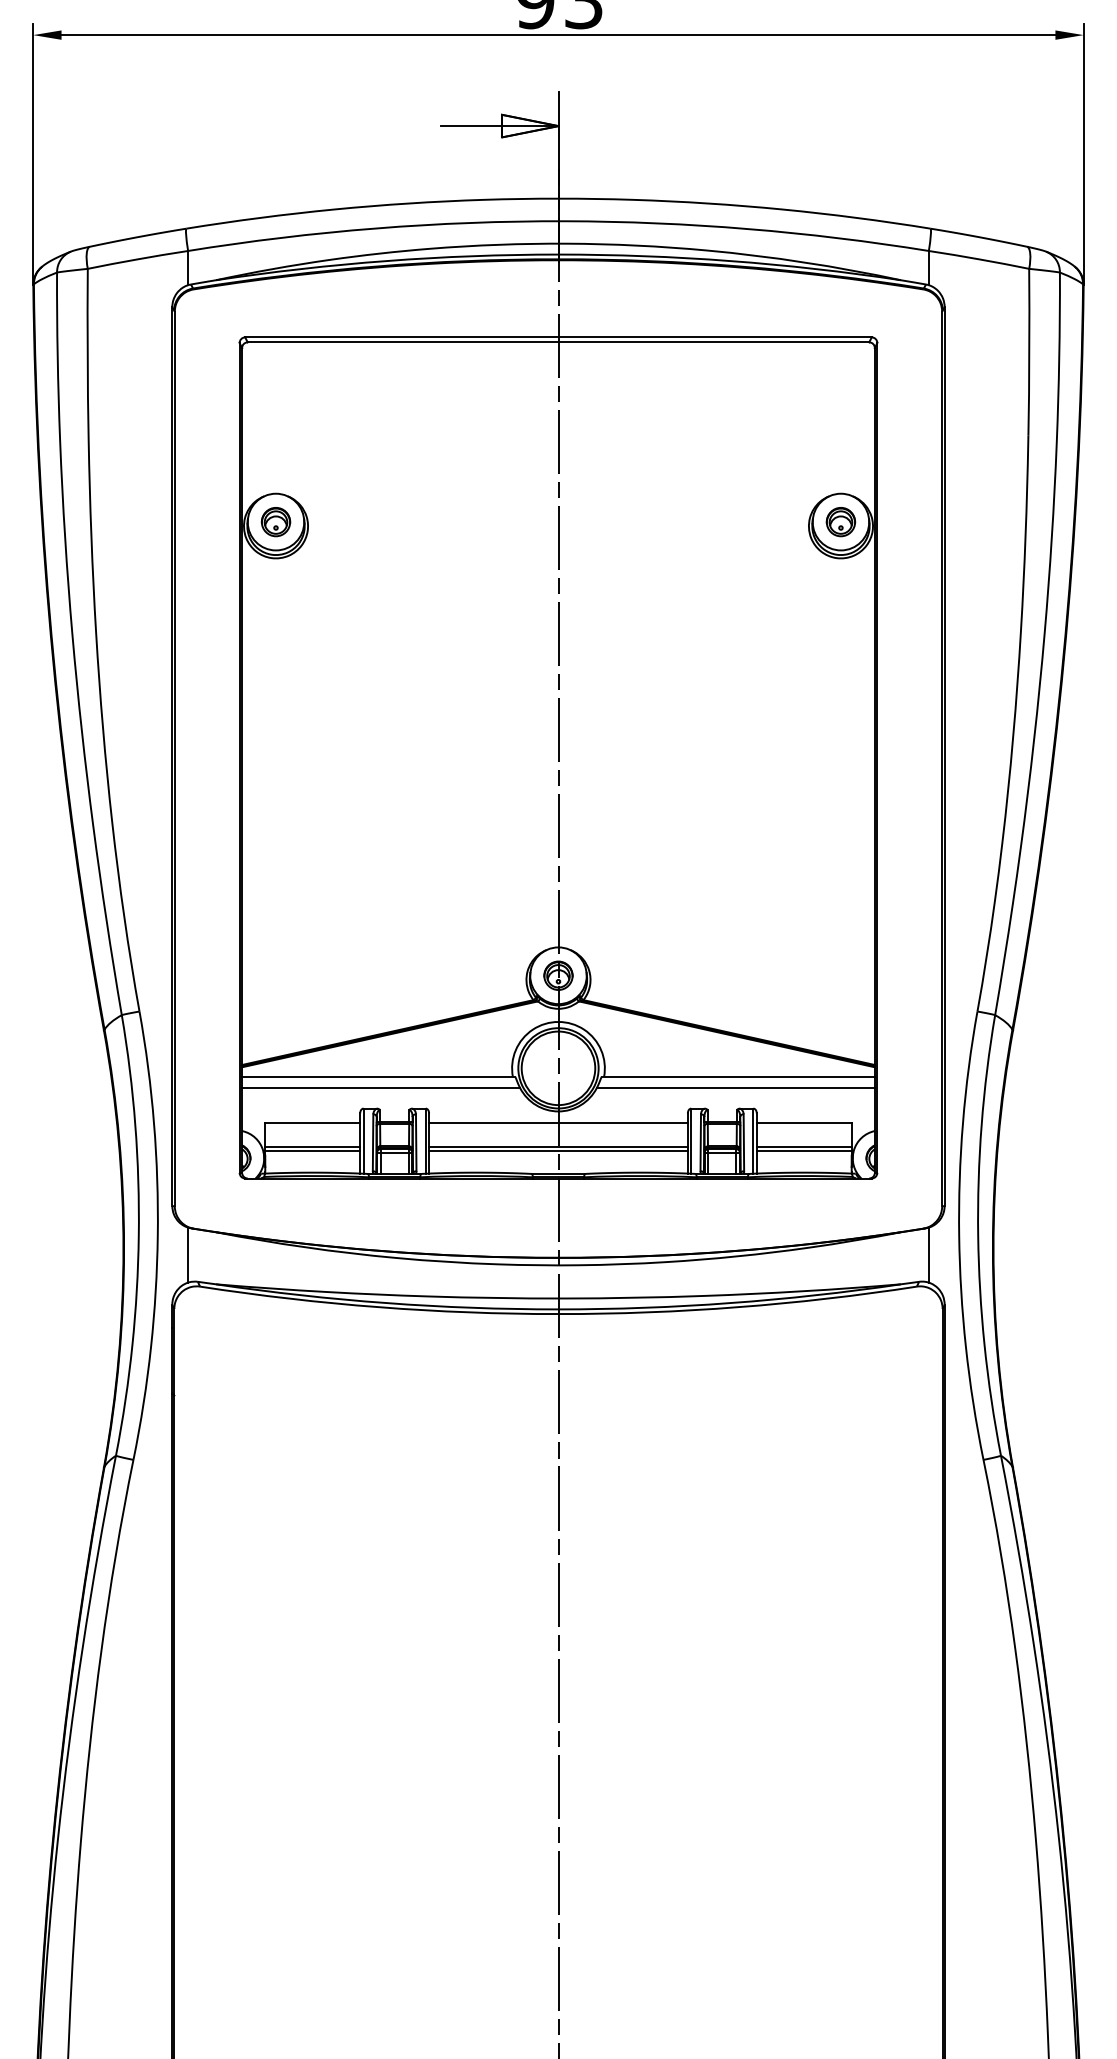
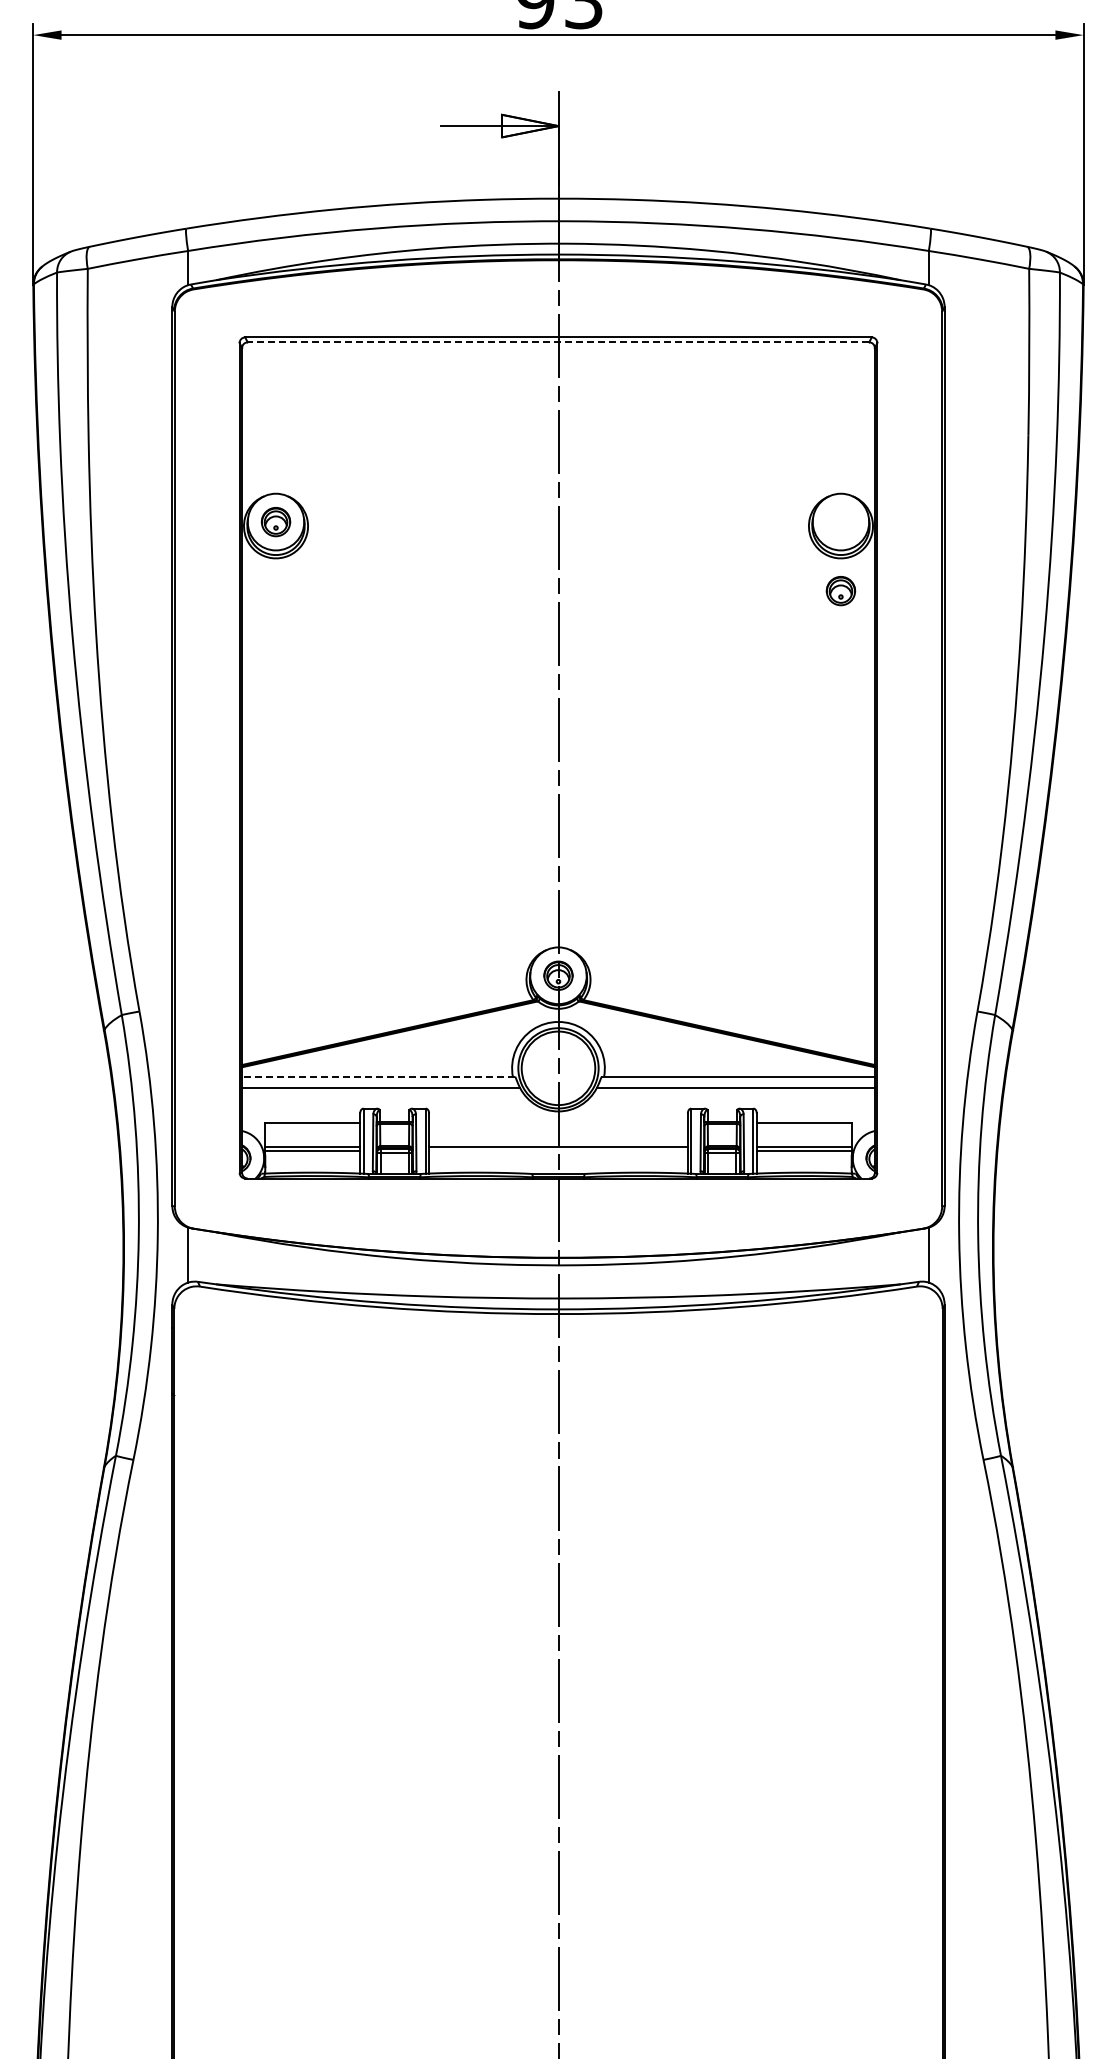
line: solid -> dashed (558, 342)
part position: (840, 522) -> (840, 591) (840, 591)
line: solid -> dashed (378, 1076)
line: present -> none (558, 1122)
line: present -> none (558, 1151)
